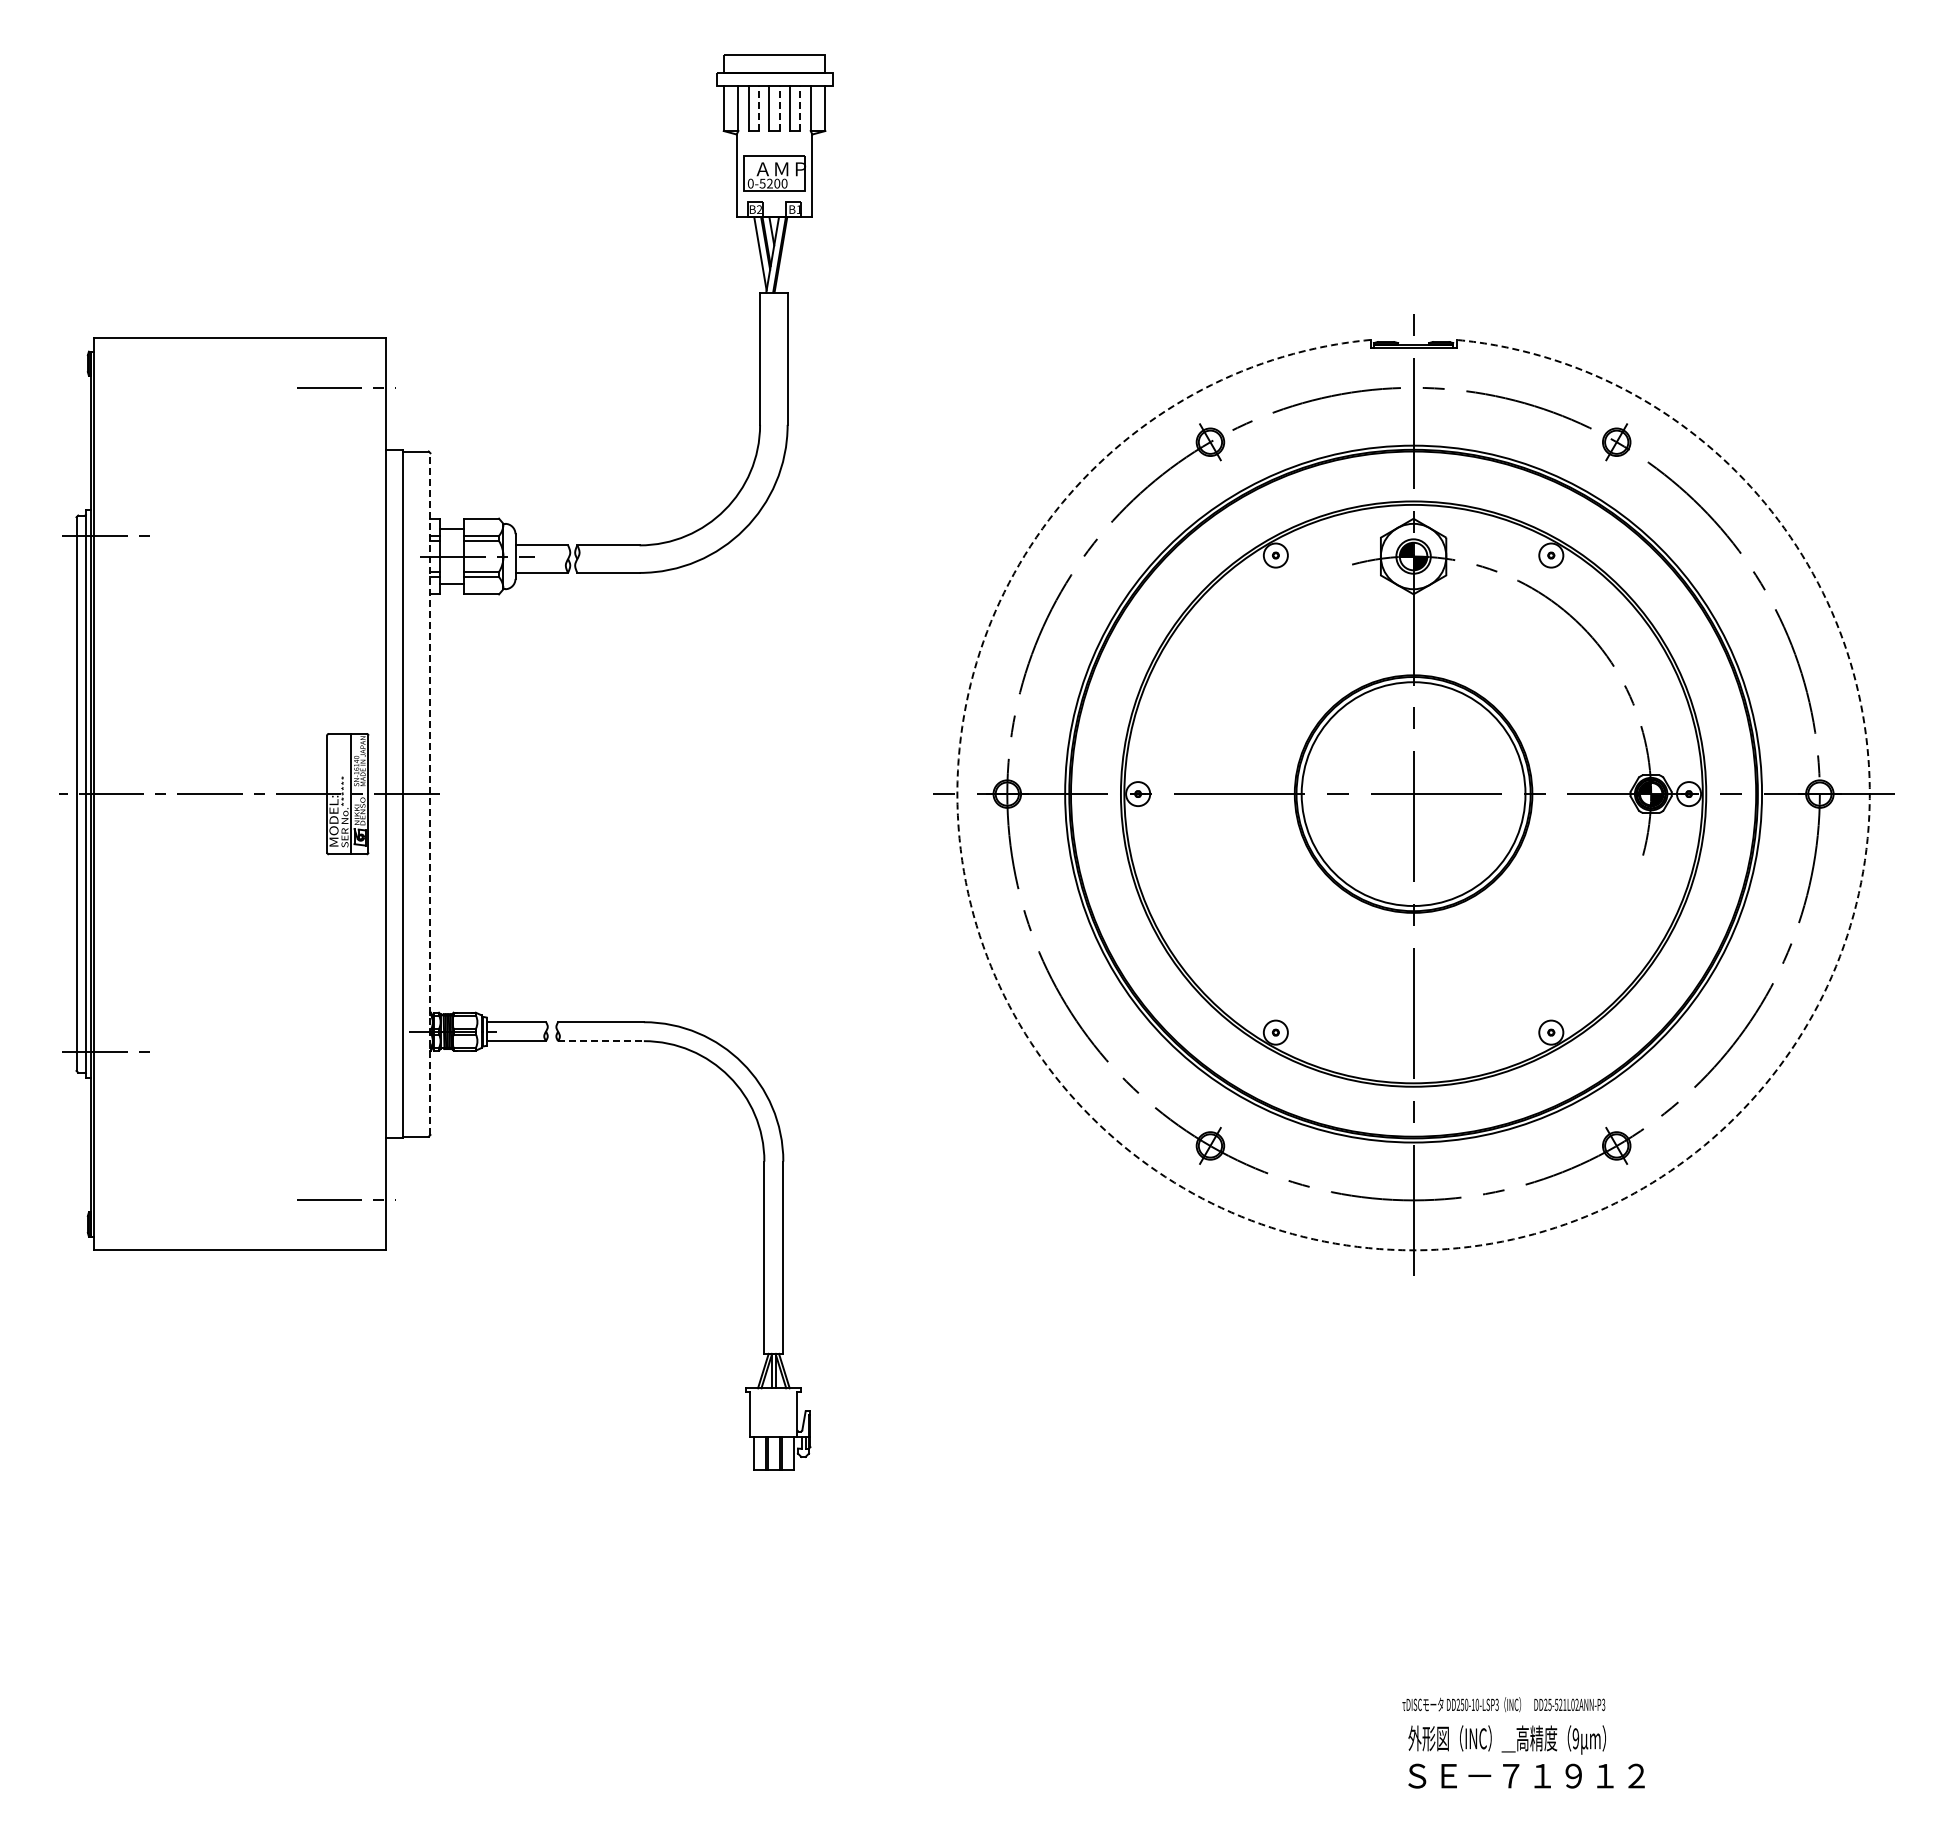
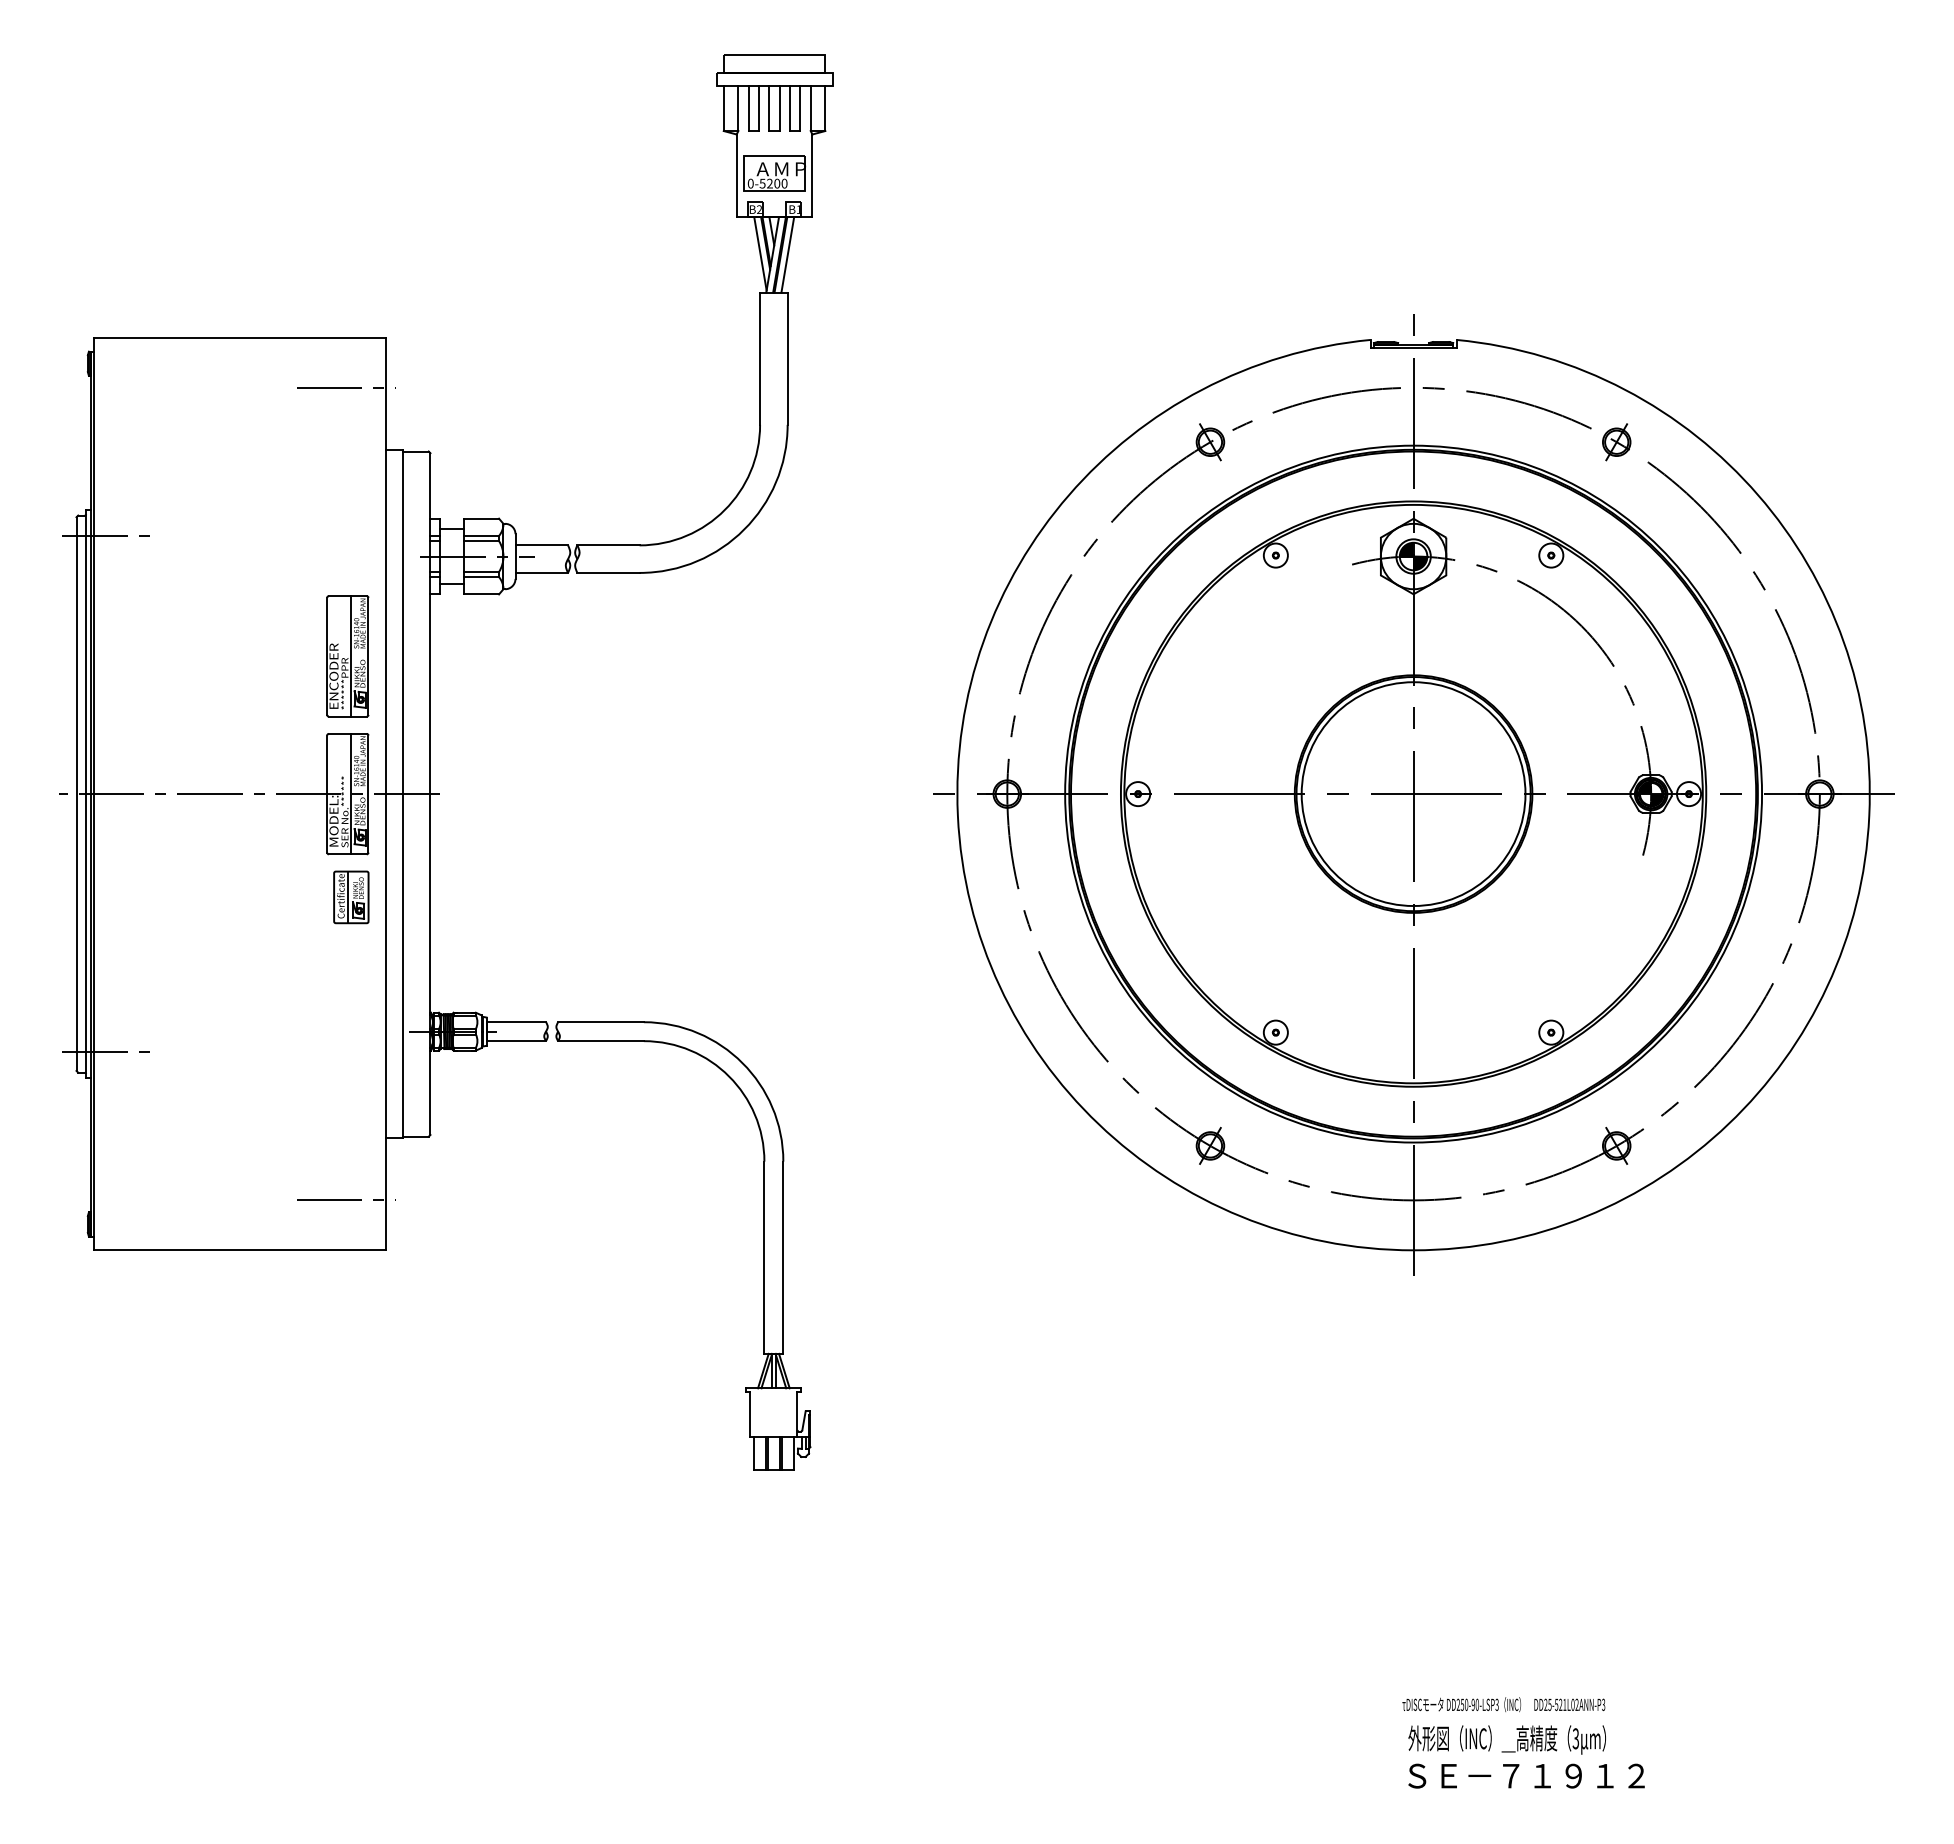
line: dashed -> solid (759, 108)
line: dashed -> solid (779, 108)
line: dashed -> solid (800, 108)
line: none -> present (787, 254)
part: none -> present (347, 656)
line: dashed -> solid (430, 794)
part: none -> present (351, 897)
line: dashed -> solid (601, 1041)
arc: dashed -> solid (1413, 1250)
text: DD250-10-LSP3 -> DD250-90-LSP3 (1472, 1704)
text: 9 -> 3 (1575, 1738)
